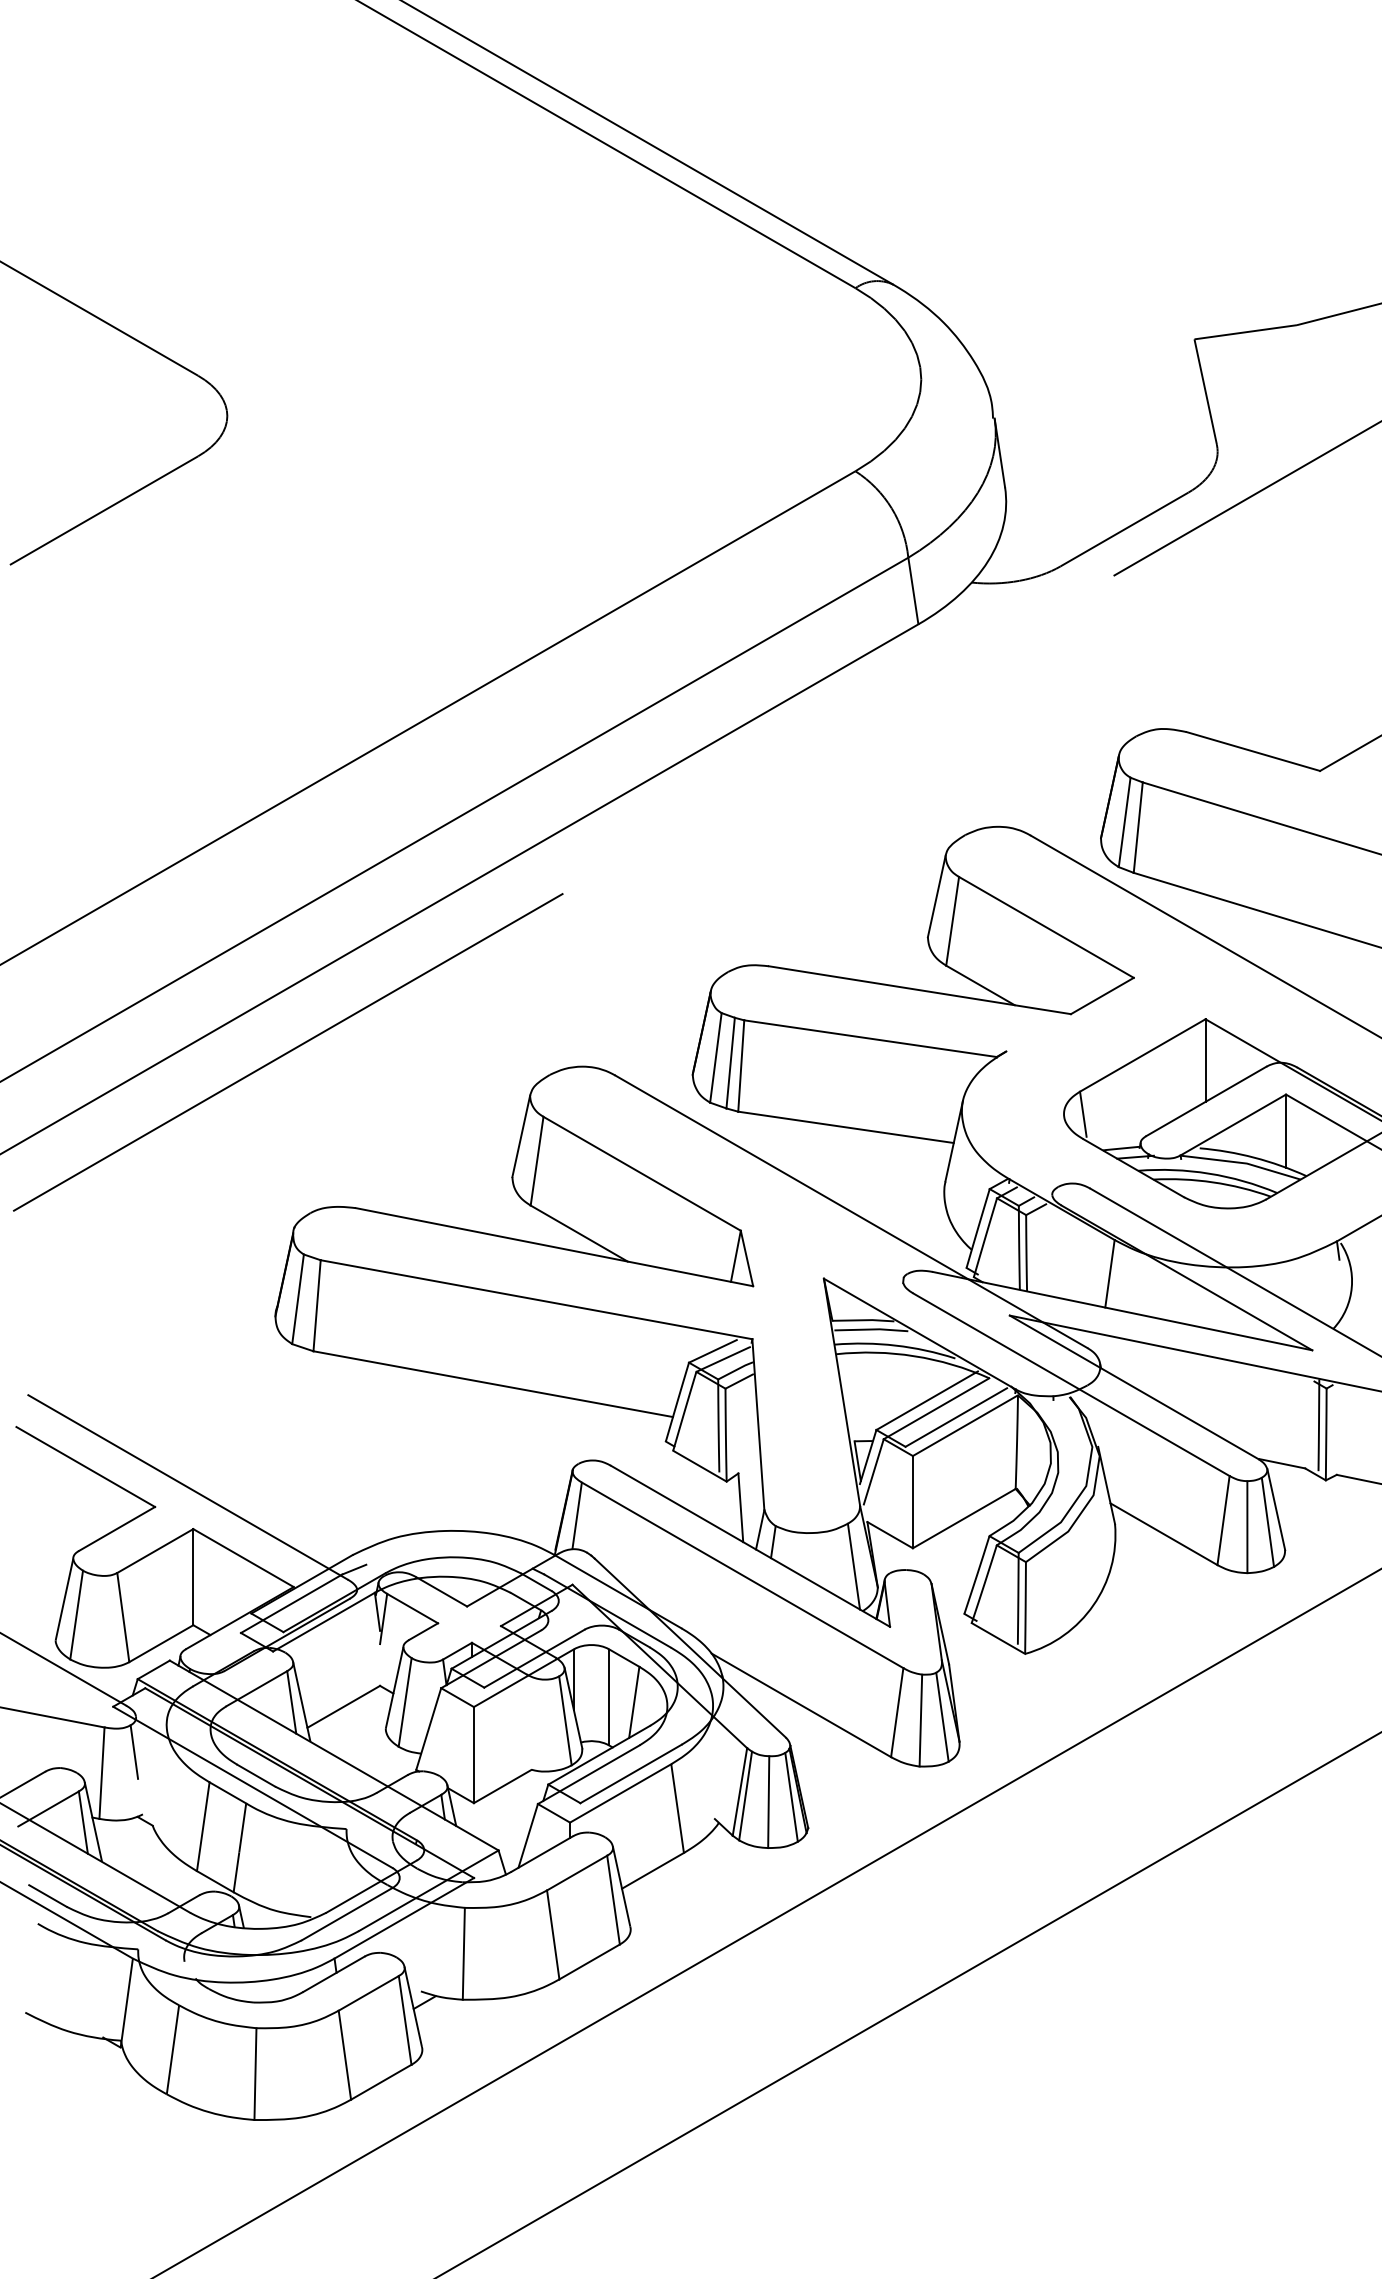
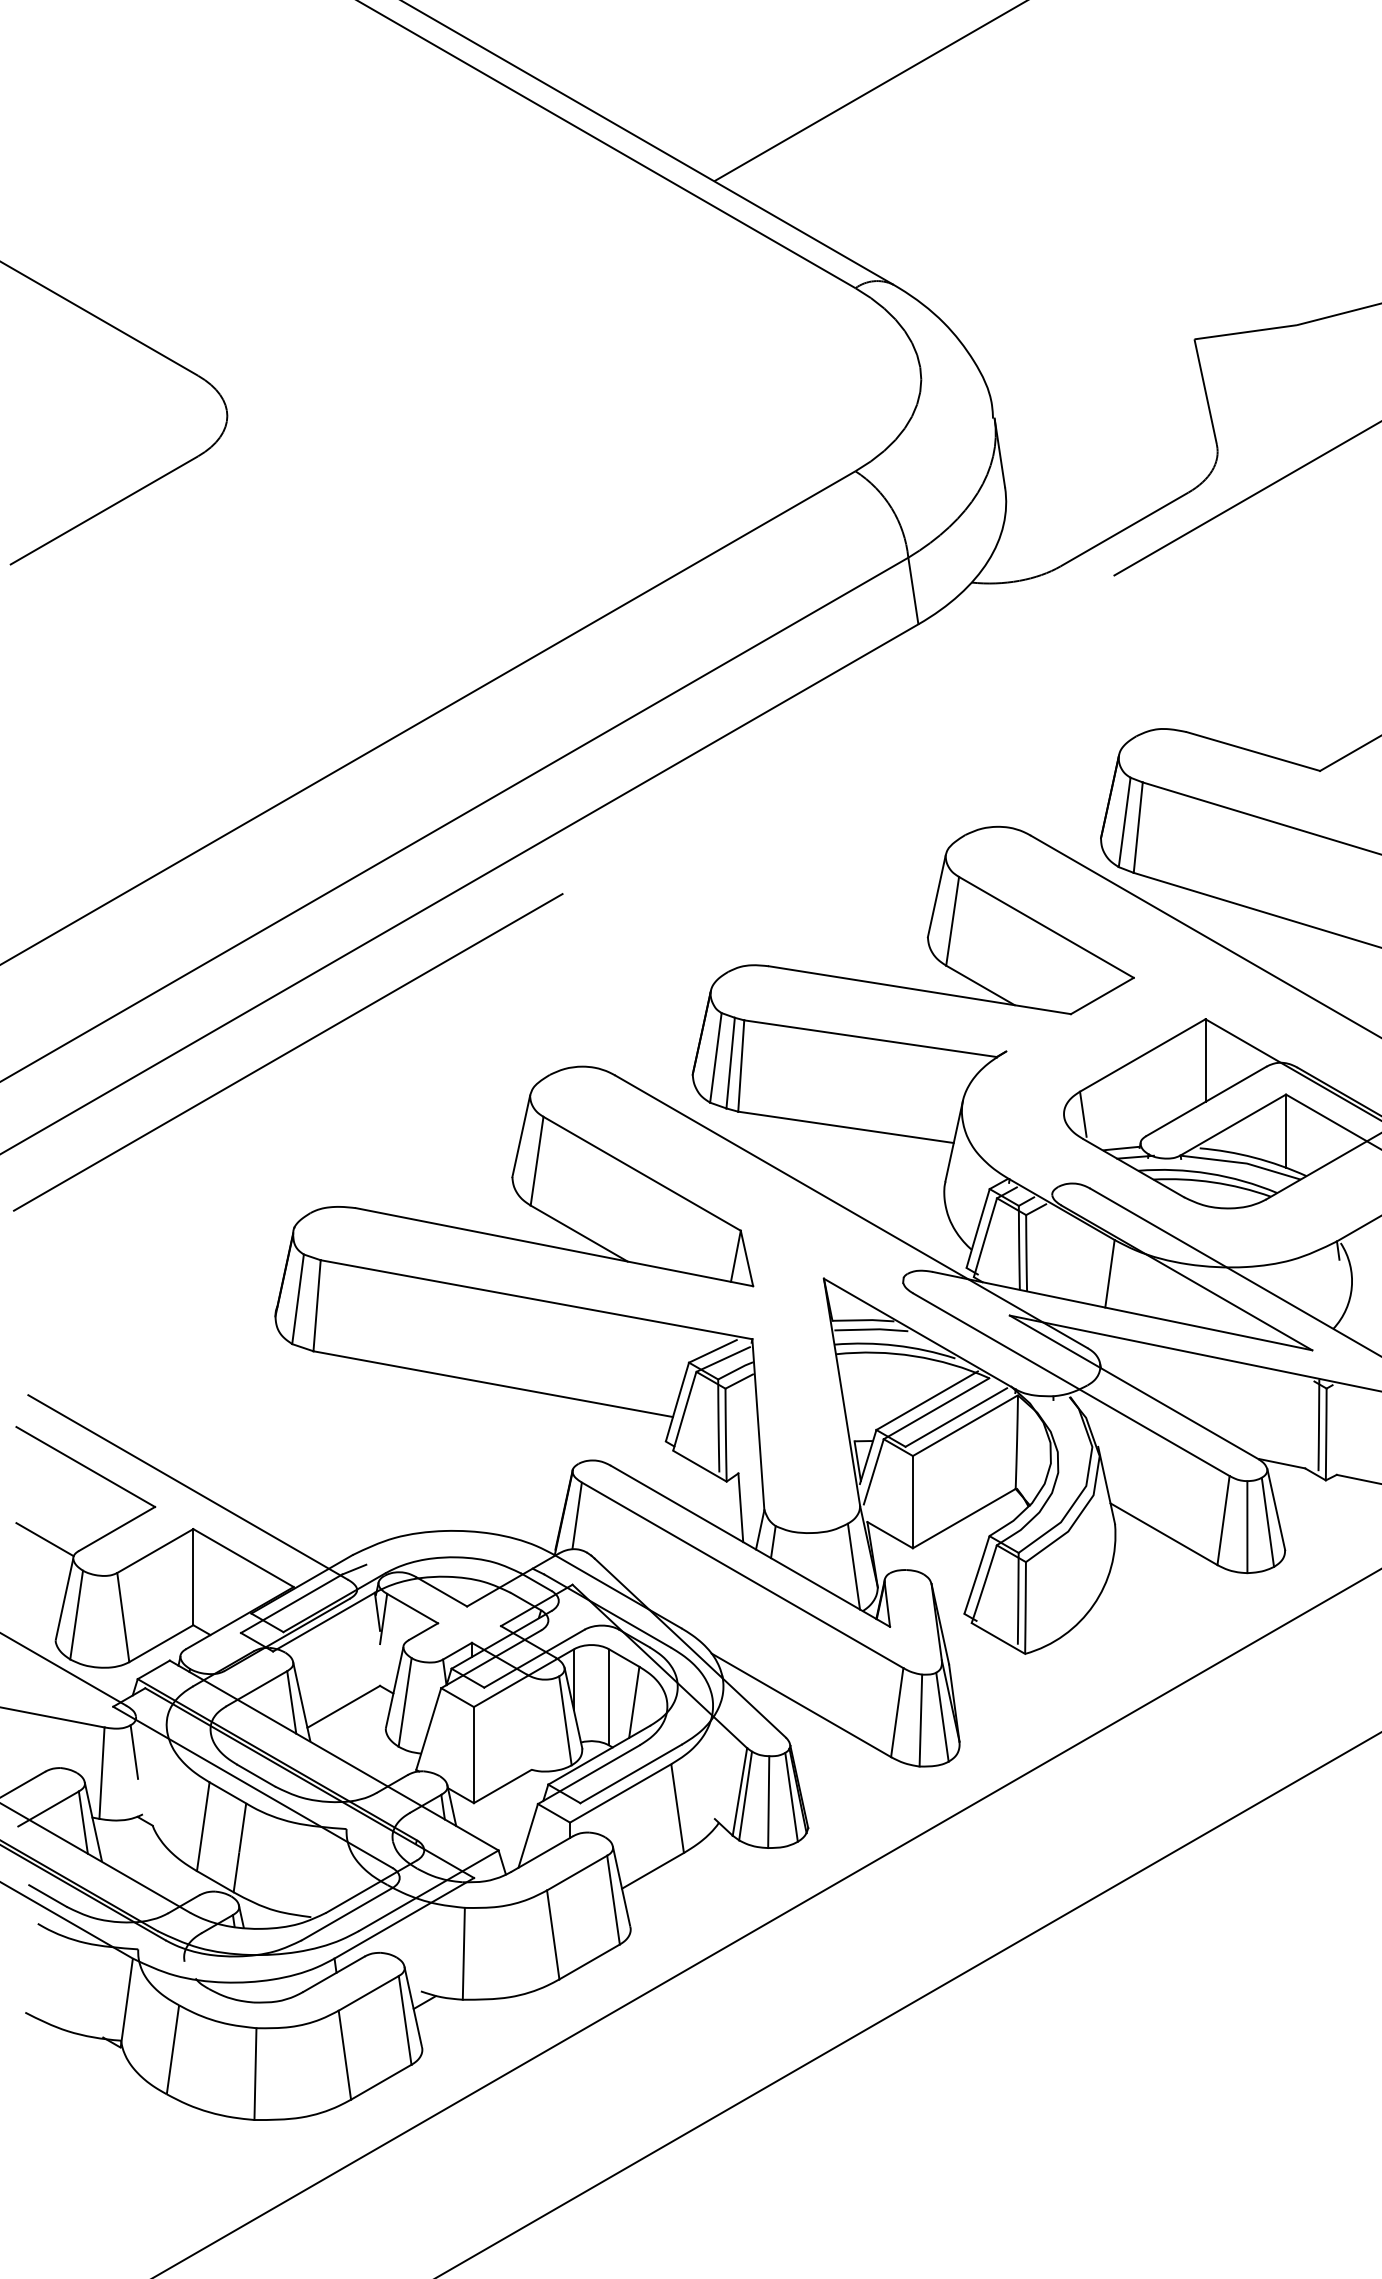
line: none -> present (869, 91)
line: none -> present (44, 1539)
